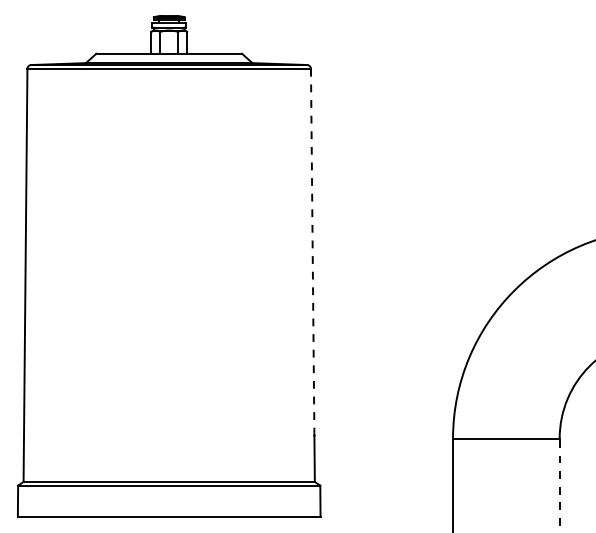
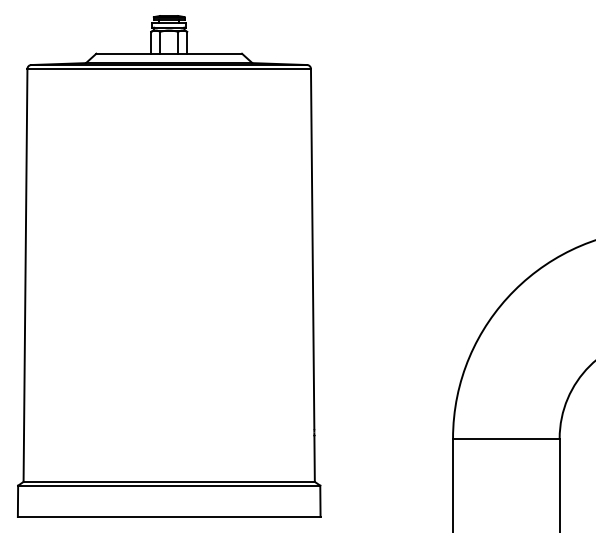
line: dashed -> solid (312, 249)
line: dashed -> solid (559, 485)
